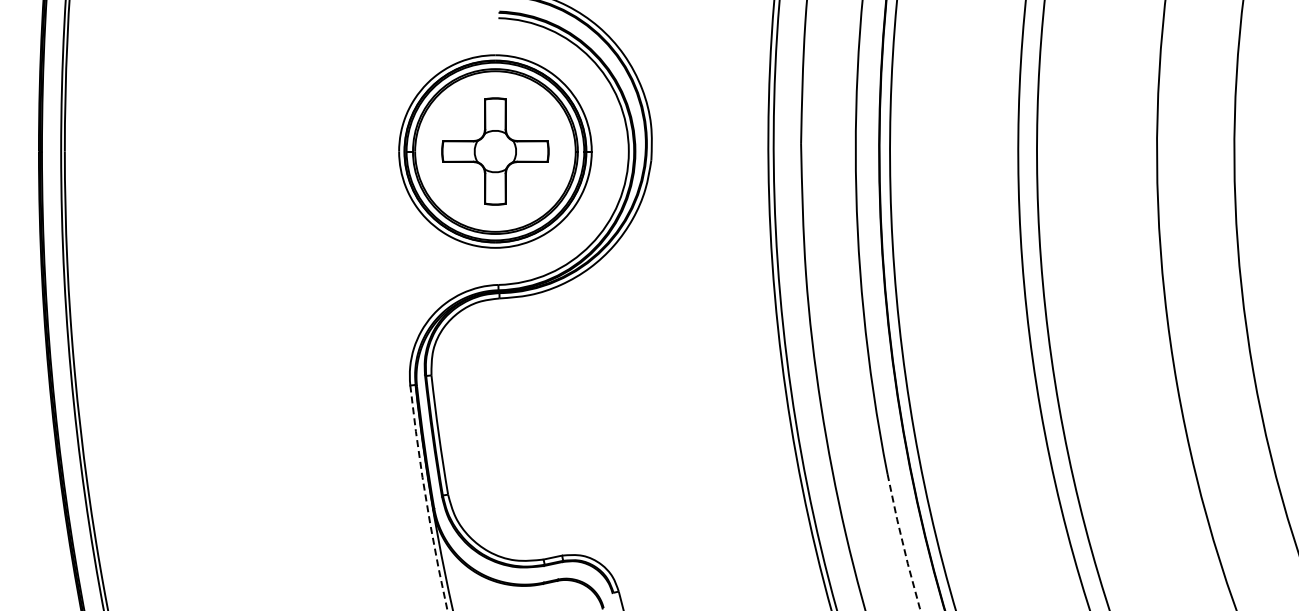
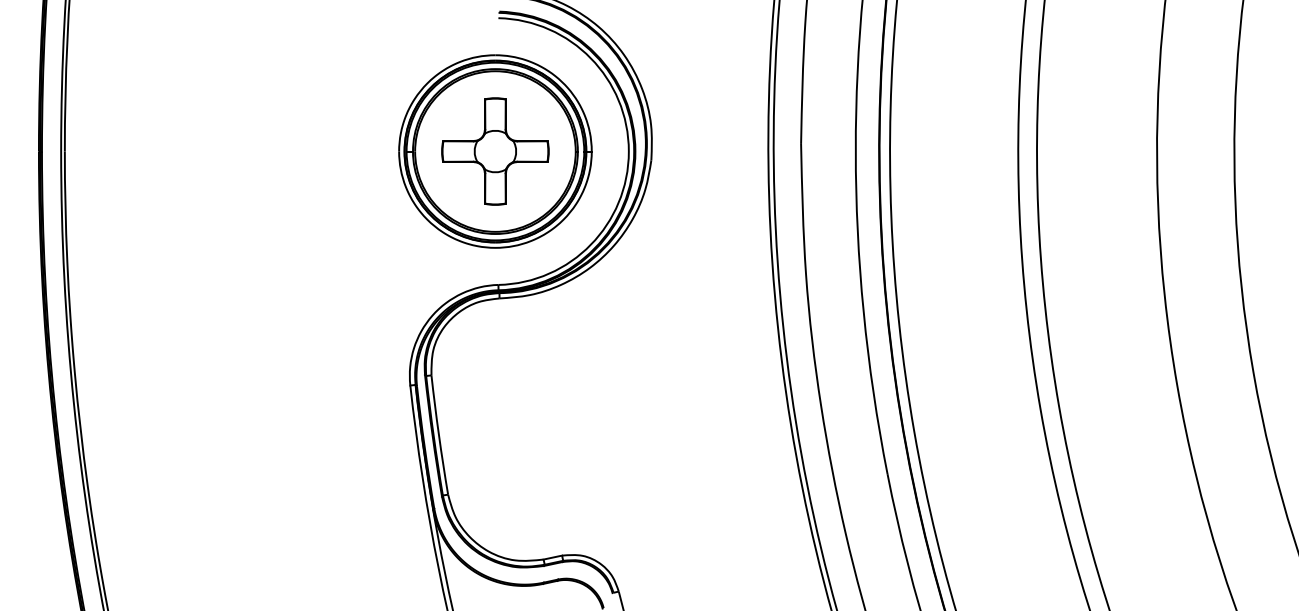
arc: dashed -> solid (425, 497)
arc: dashed -> solid (902, 542)
